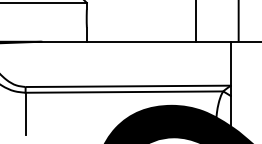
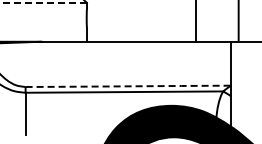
line: solid -> dashed (43, 2)
line: solid -> dashed (128, 86)
